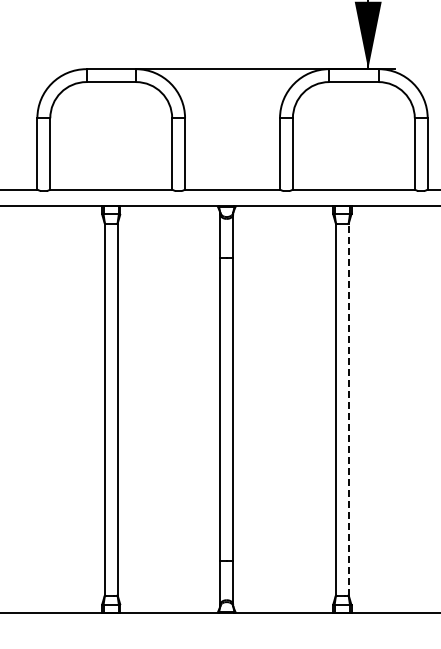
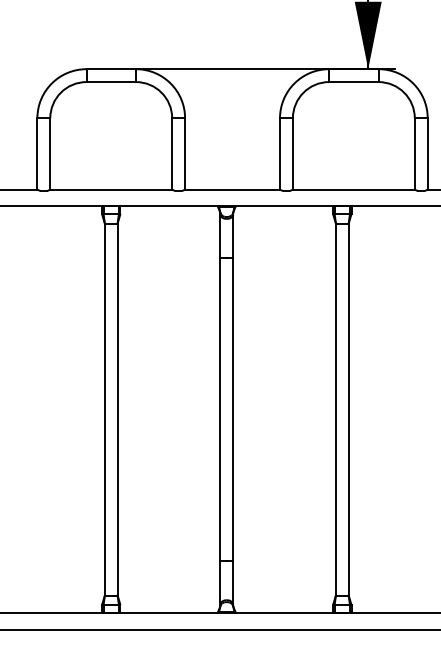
line: dashed -> solid (348, 409)
line: none -> present (219, 629)
